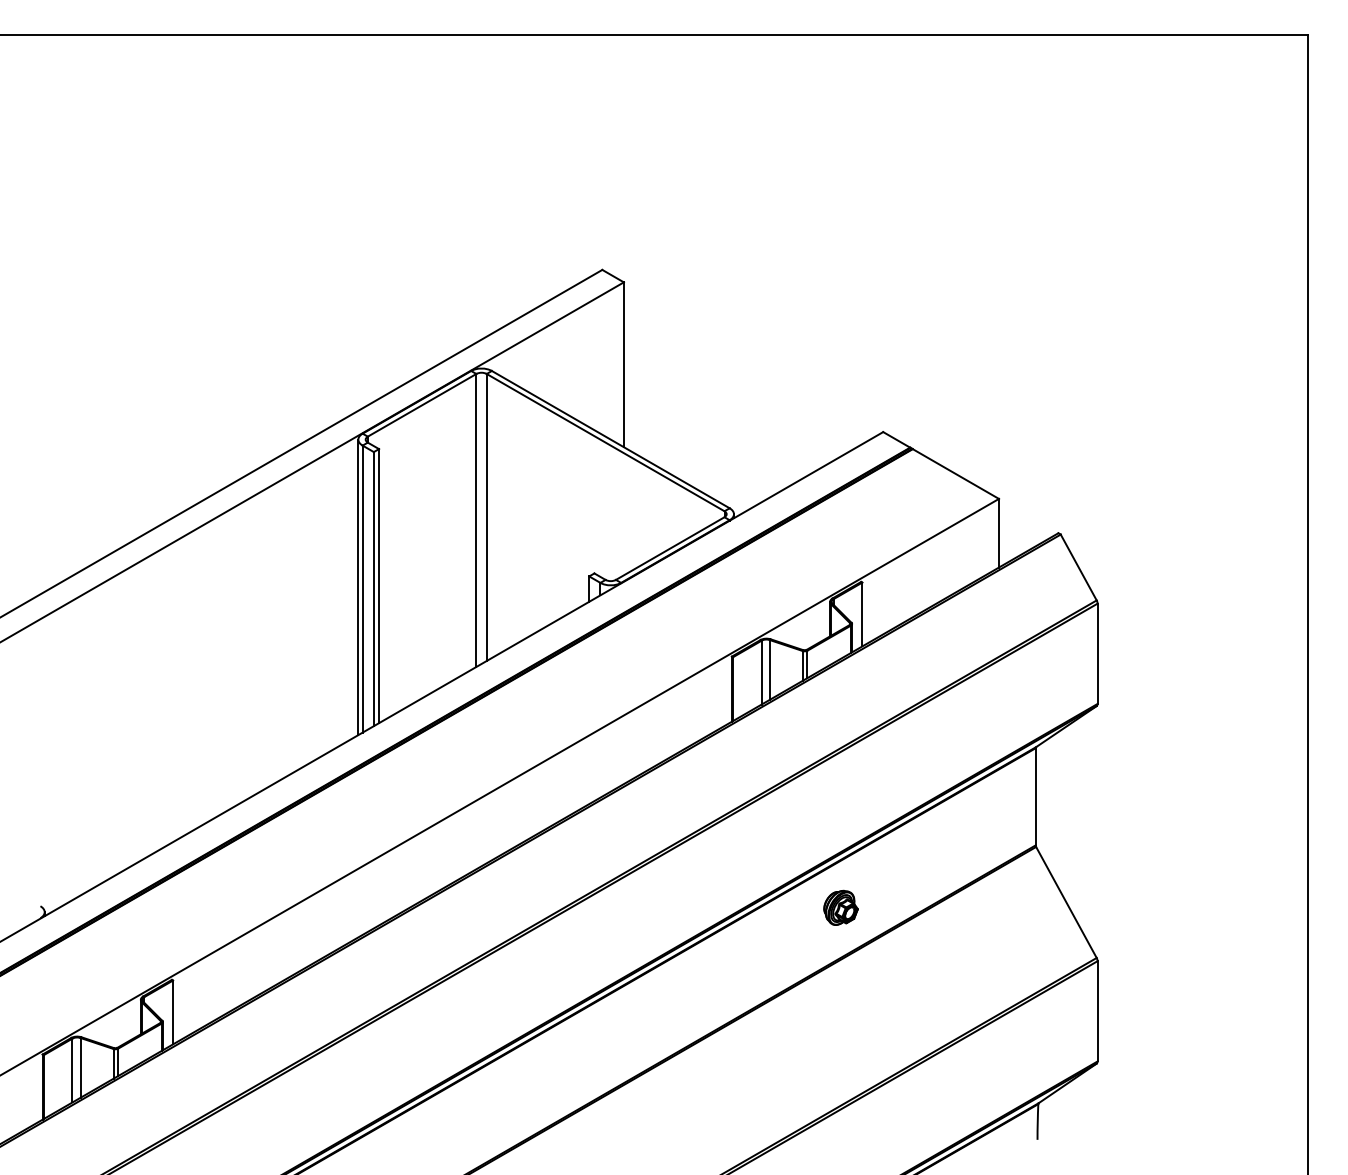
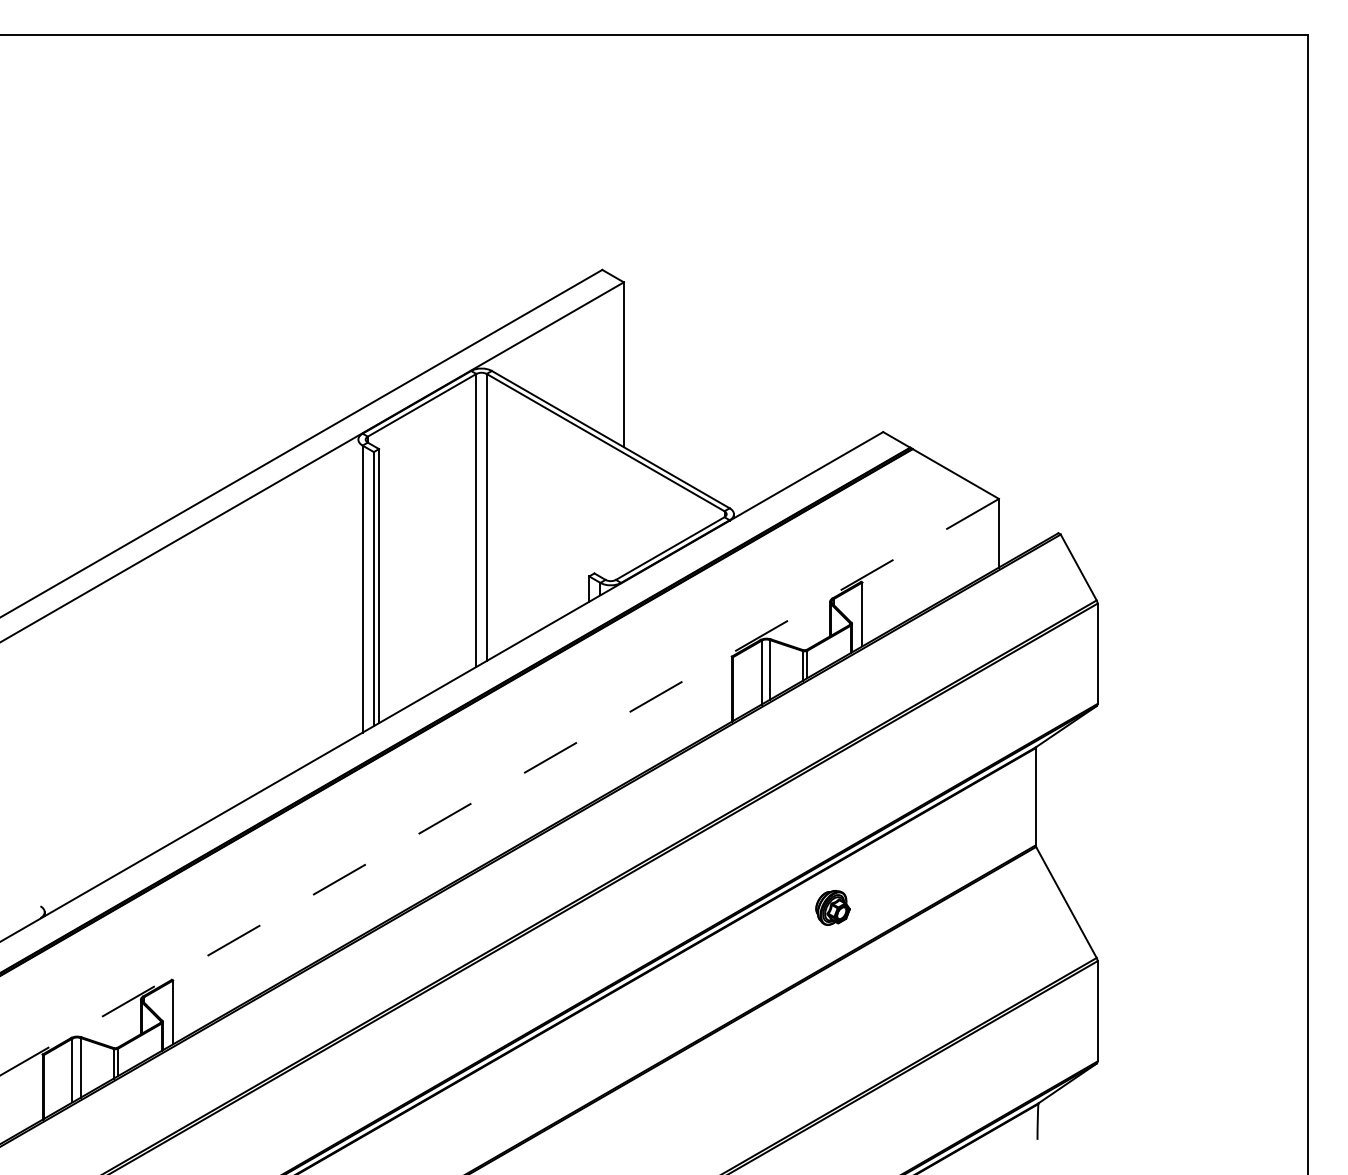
line: present -> none (358, 587)
line: solid -> dashed (499, 787)
part position: (840, 907) -> (832, 907) (832, 907)
